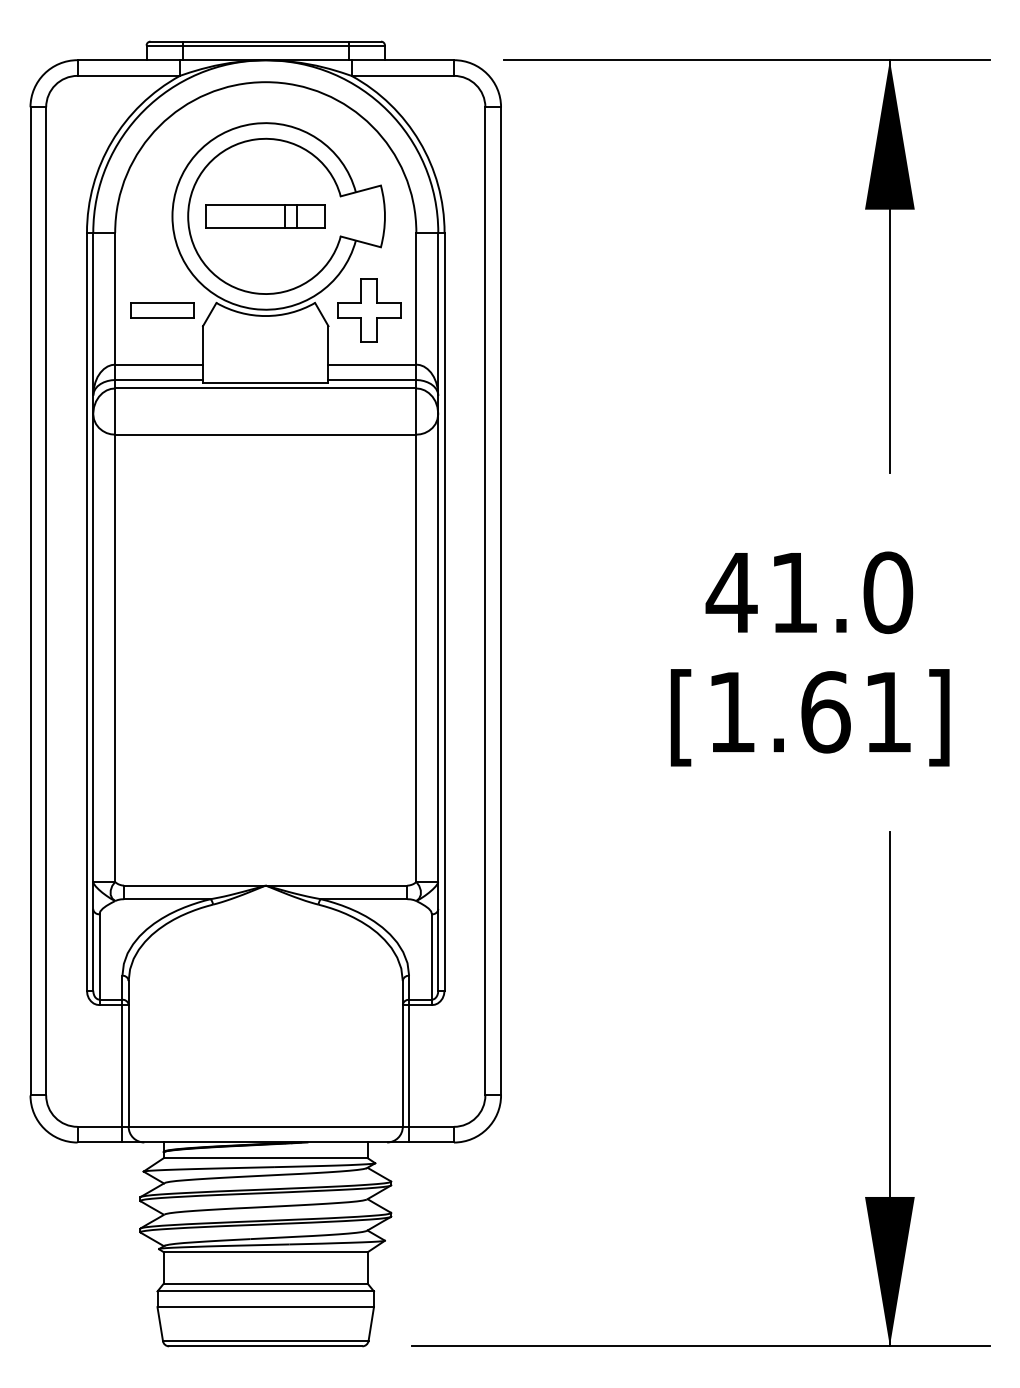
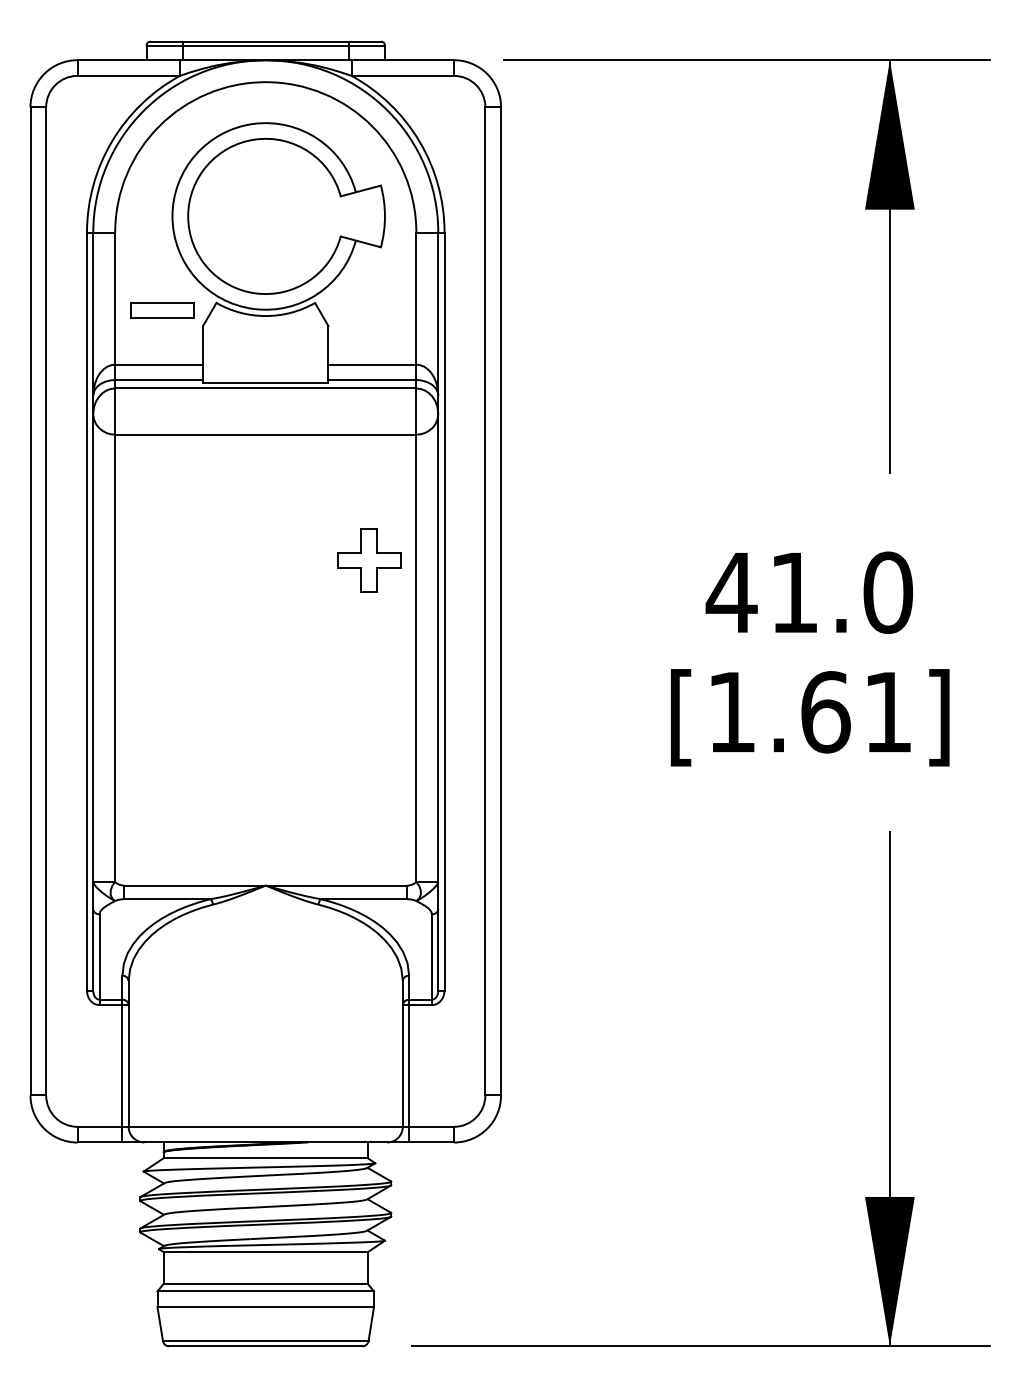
part: present -> none (265, 216)
part position: (369, 310) -> (369, 560) (369, 560)
